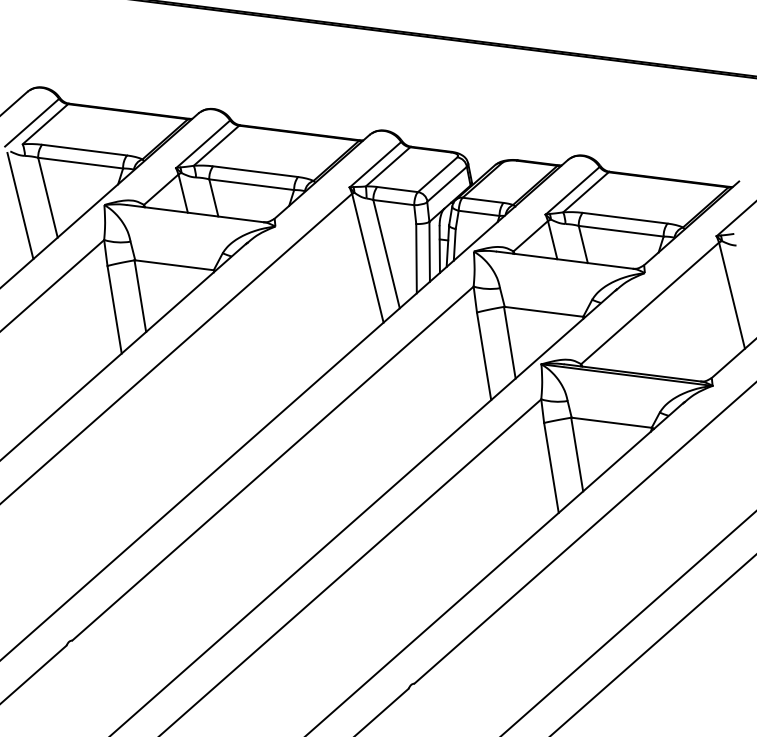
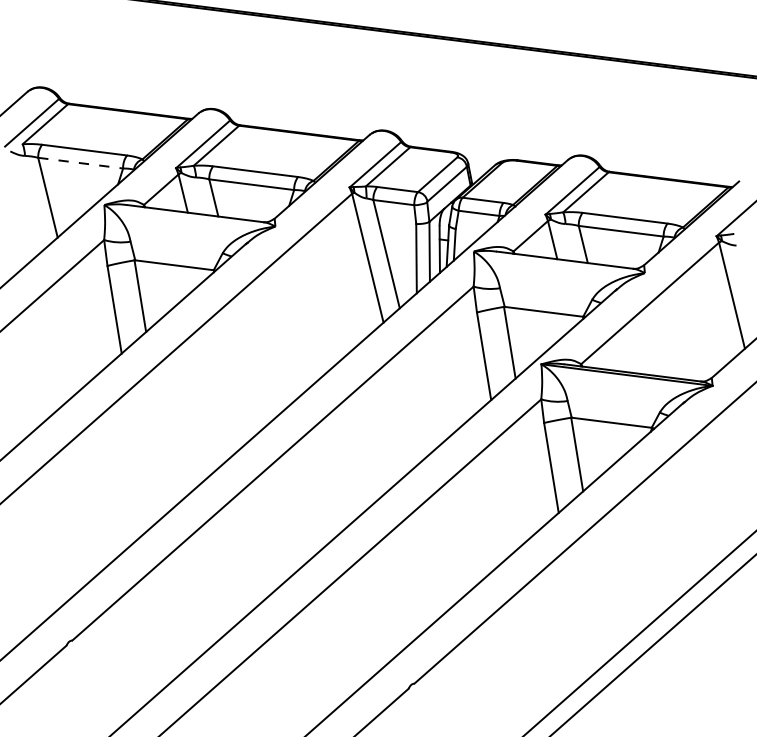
line: solid -> dashed (80, 163)
line: present -> none (20, 205)
line position: (628, 623) -> (639, 633) (639, 633)
